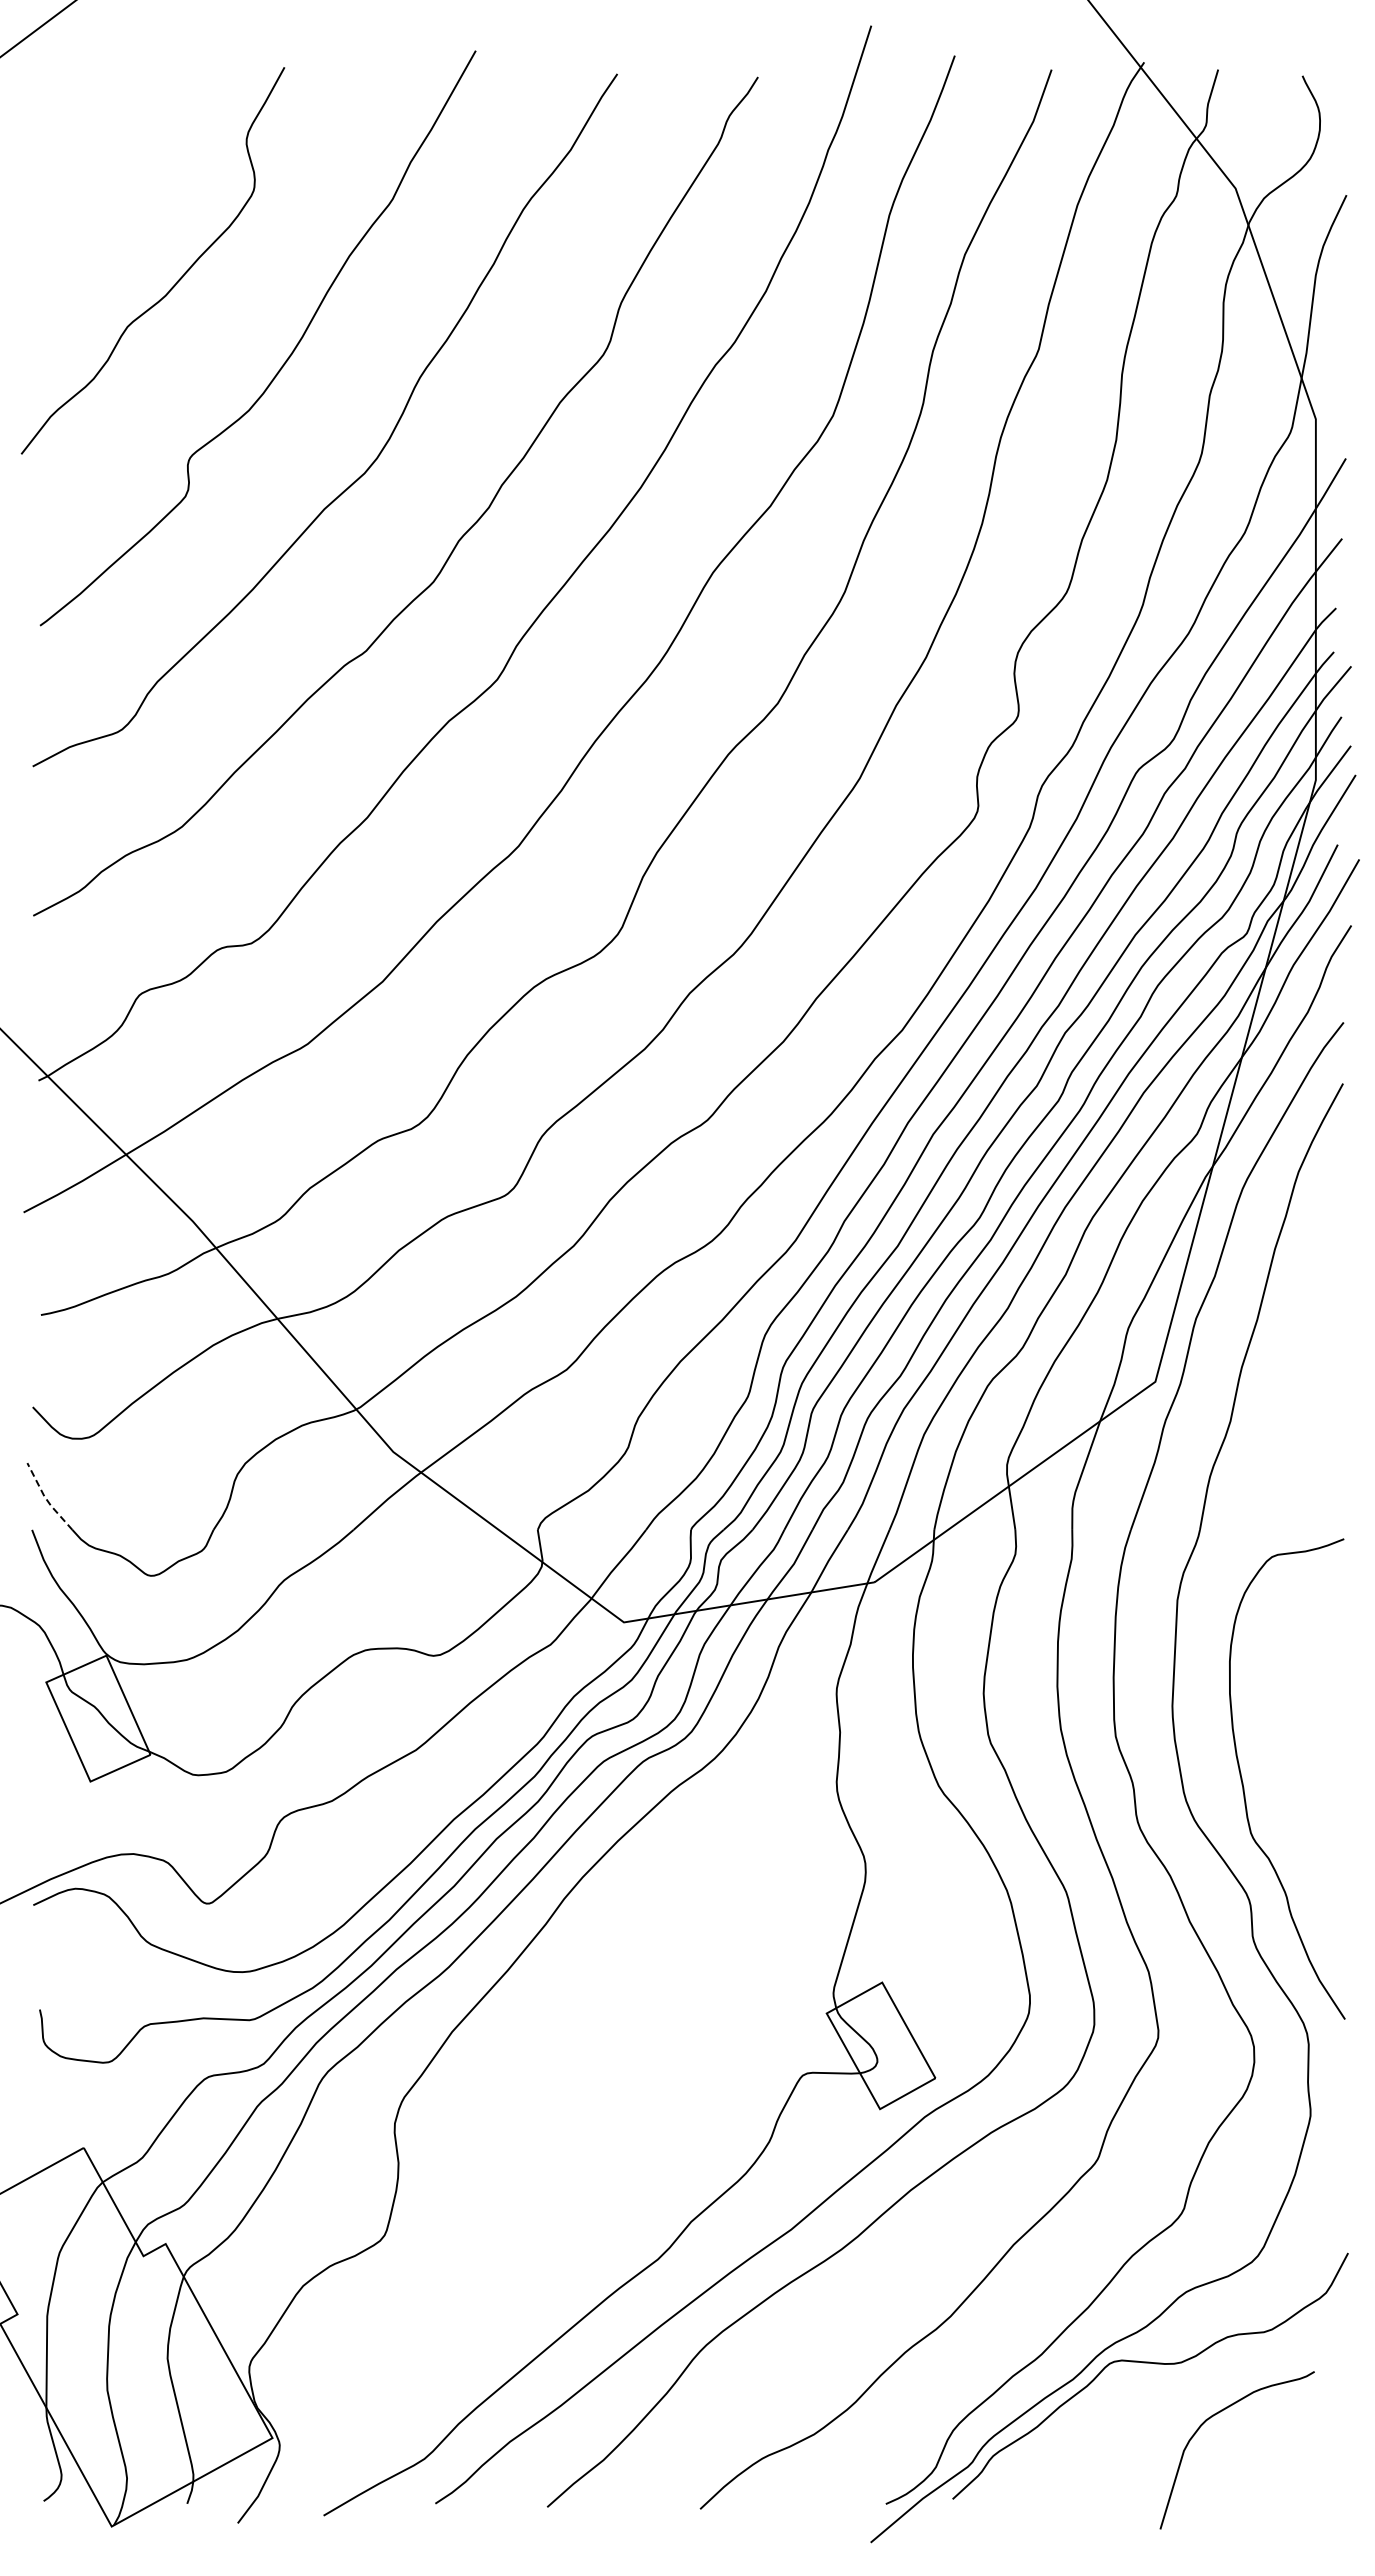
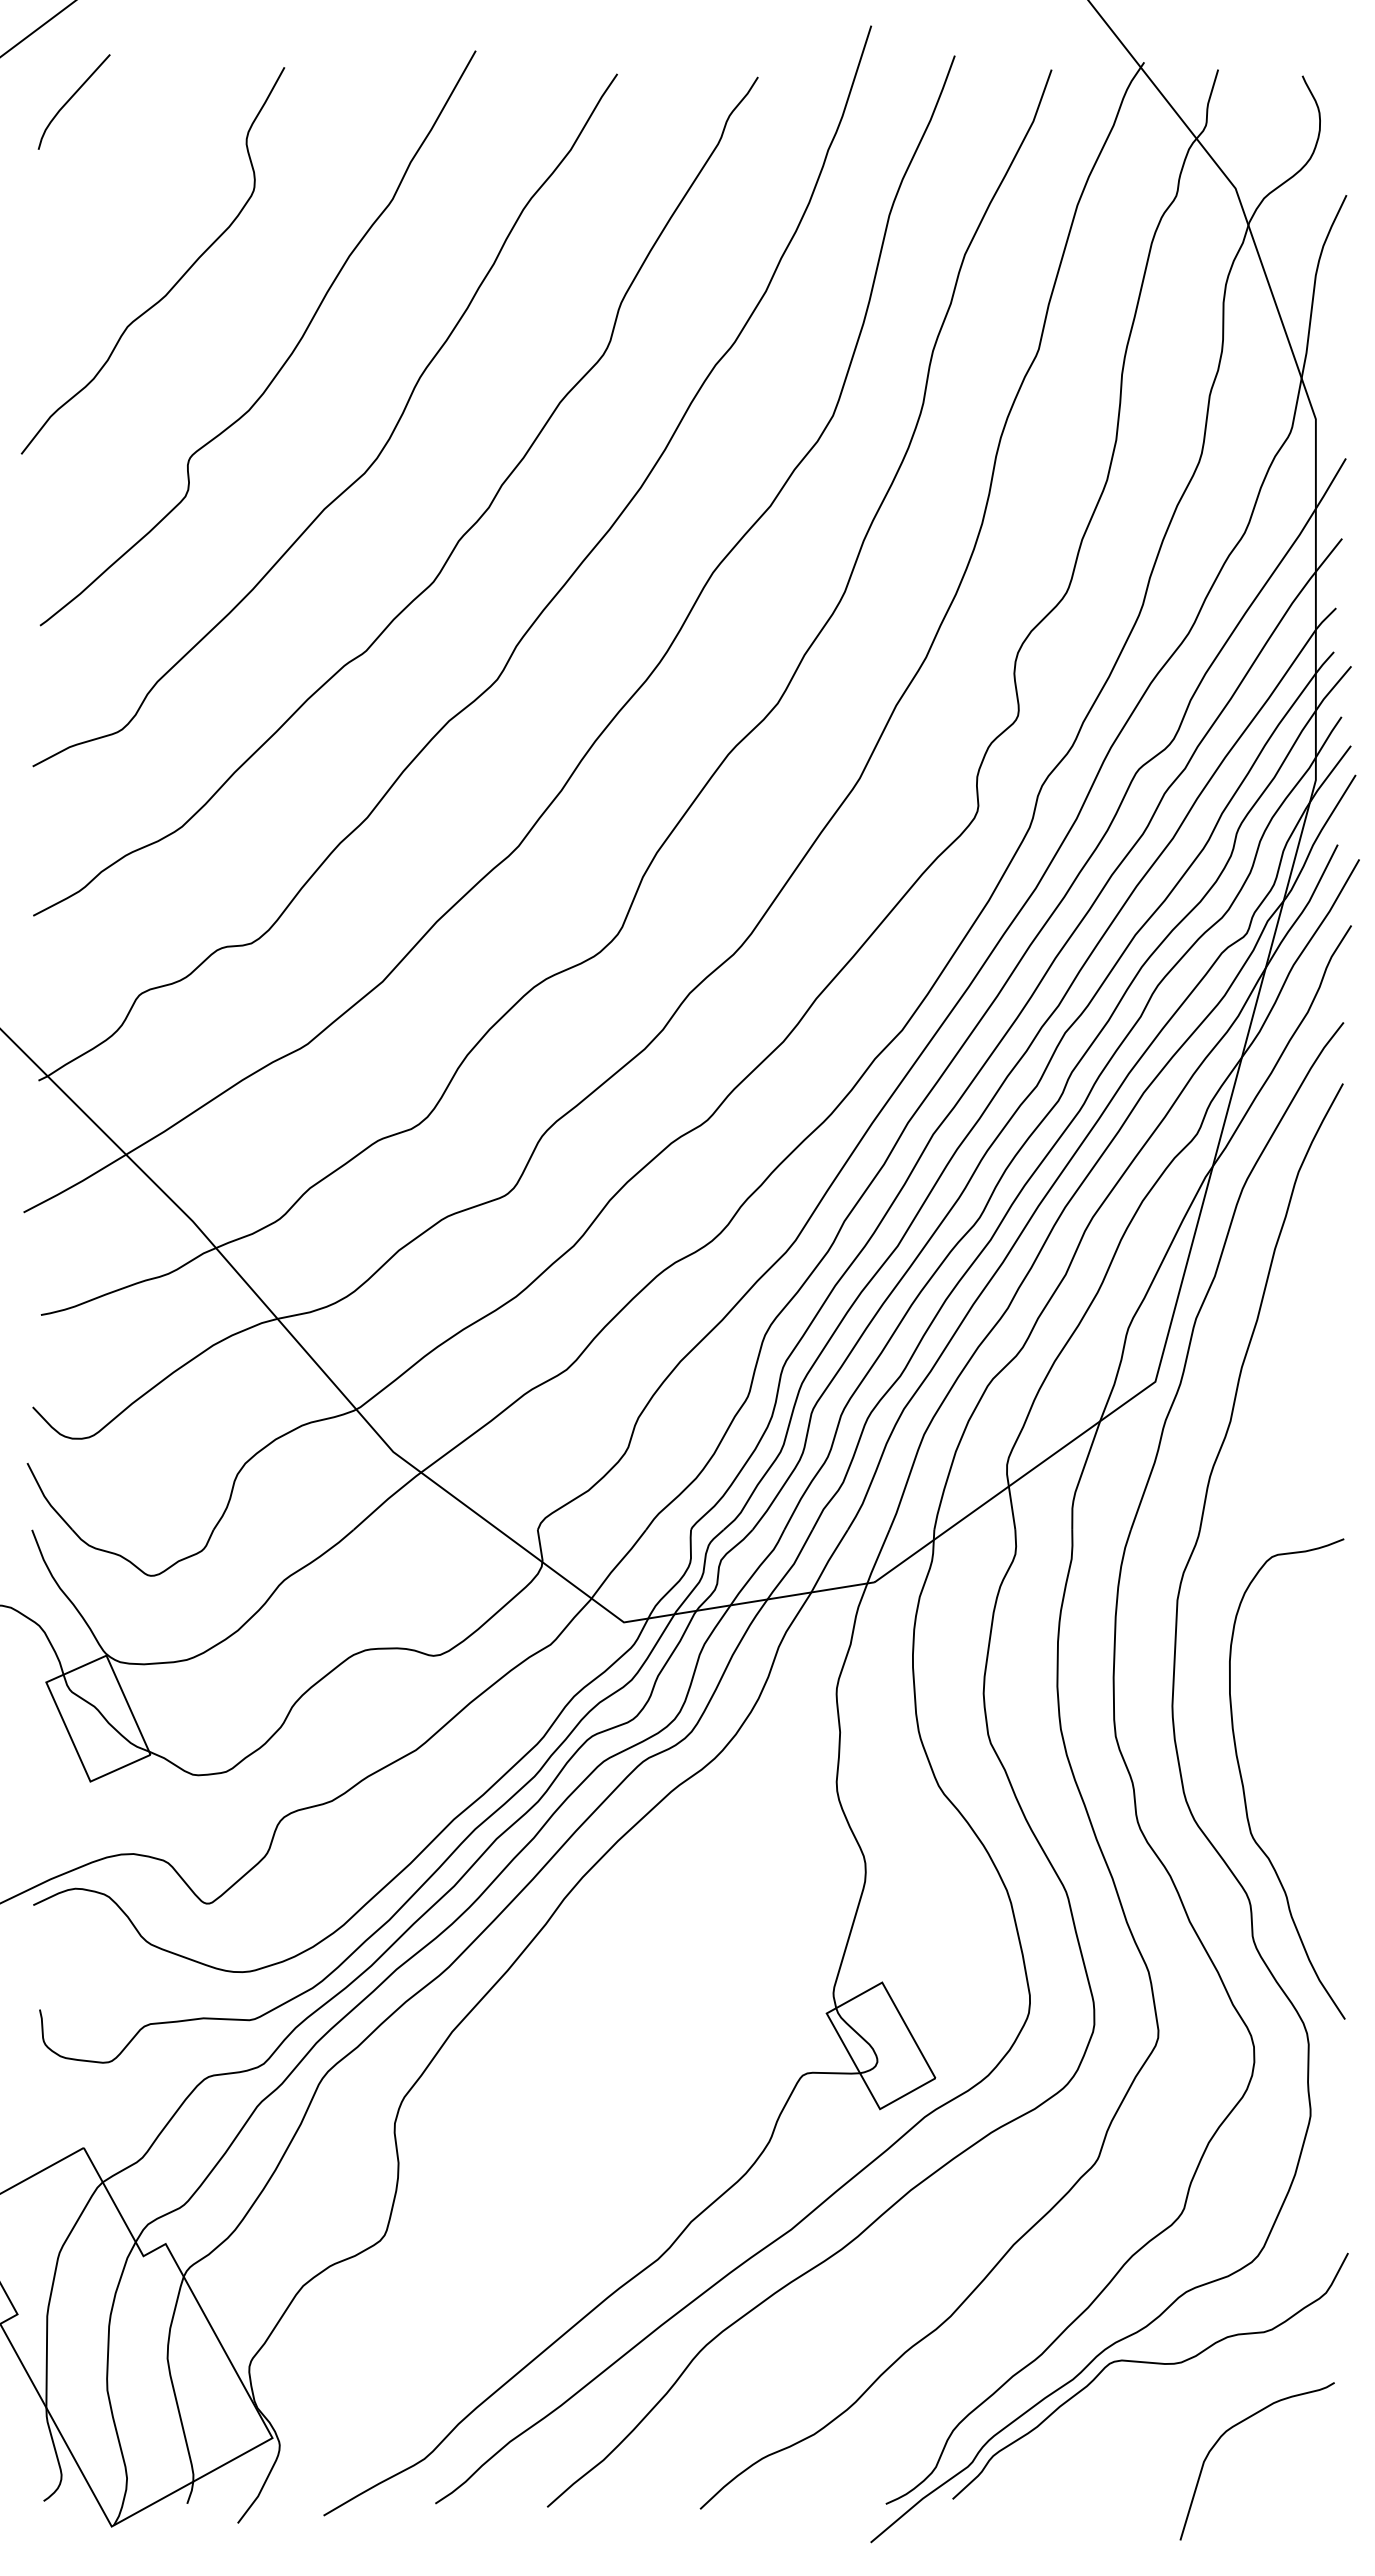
curve: none -> present (71, 98)
line: dashed -> solid (46, 1498)
curve position: (1217, 2414) -> (1237, 2425) (1237, 2425)
